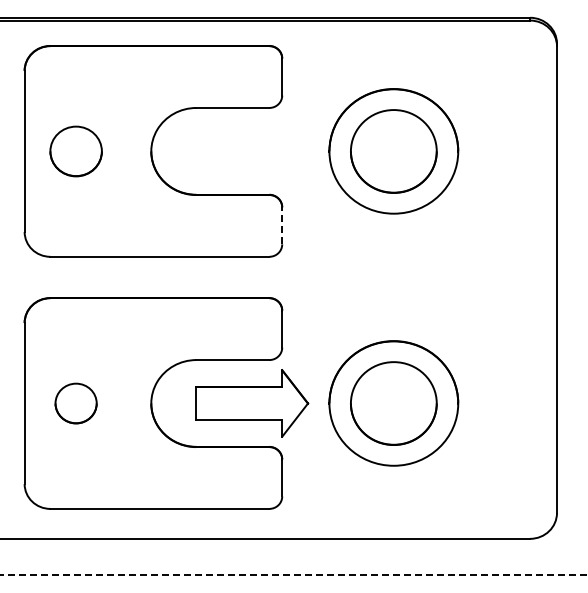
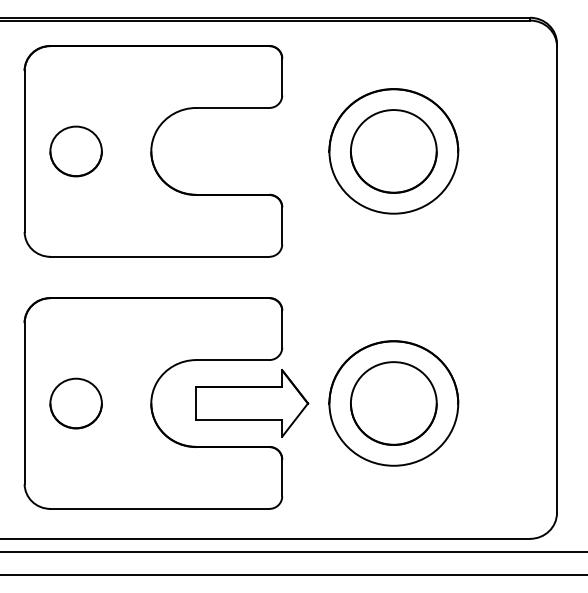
line: dashed -> solid (282, 225)
part size: 44x43 px -> 54x53 px (75, 403)
line: none -> present (293, 551)
line: dashed -> solid (293, 575)
